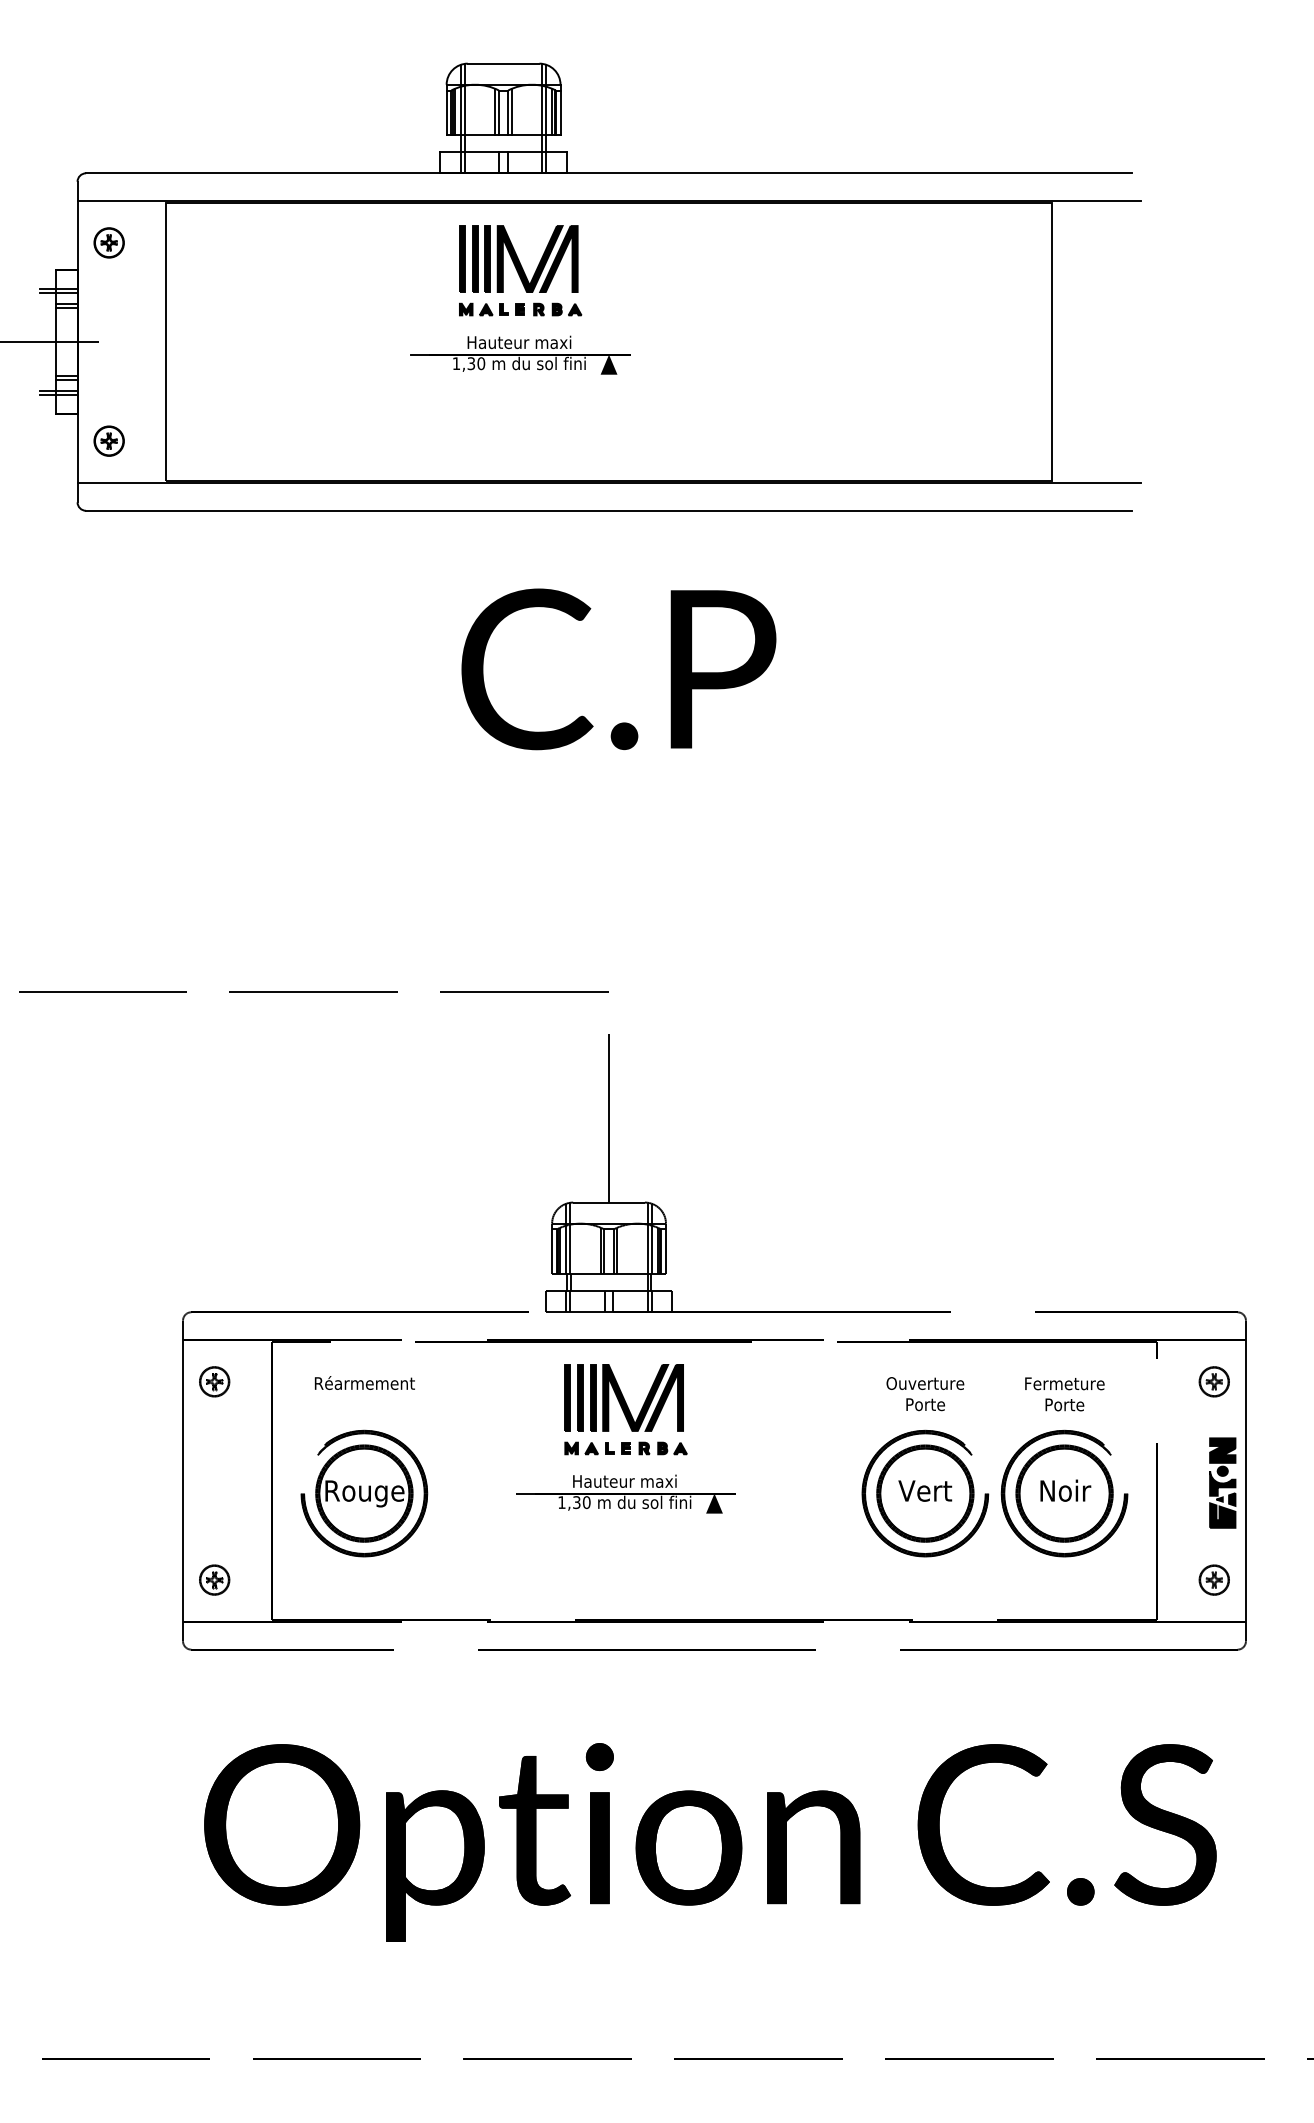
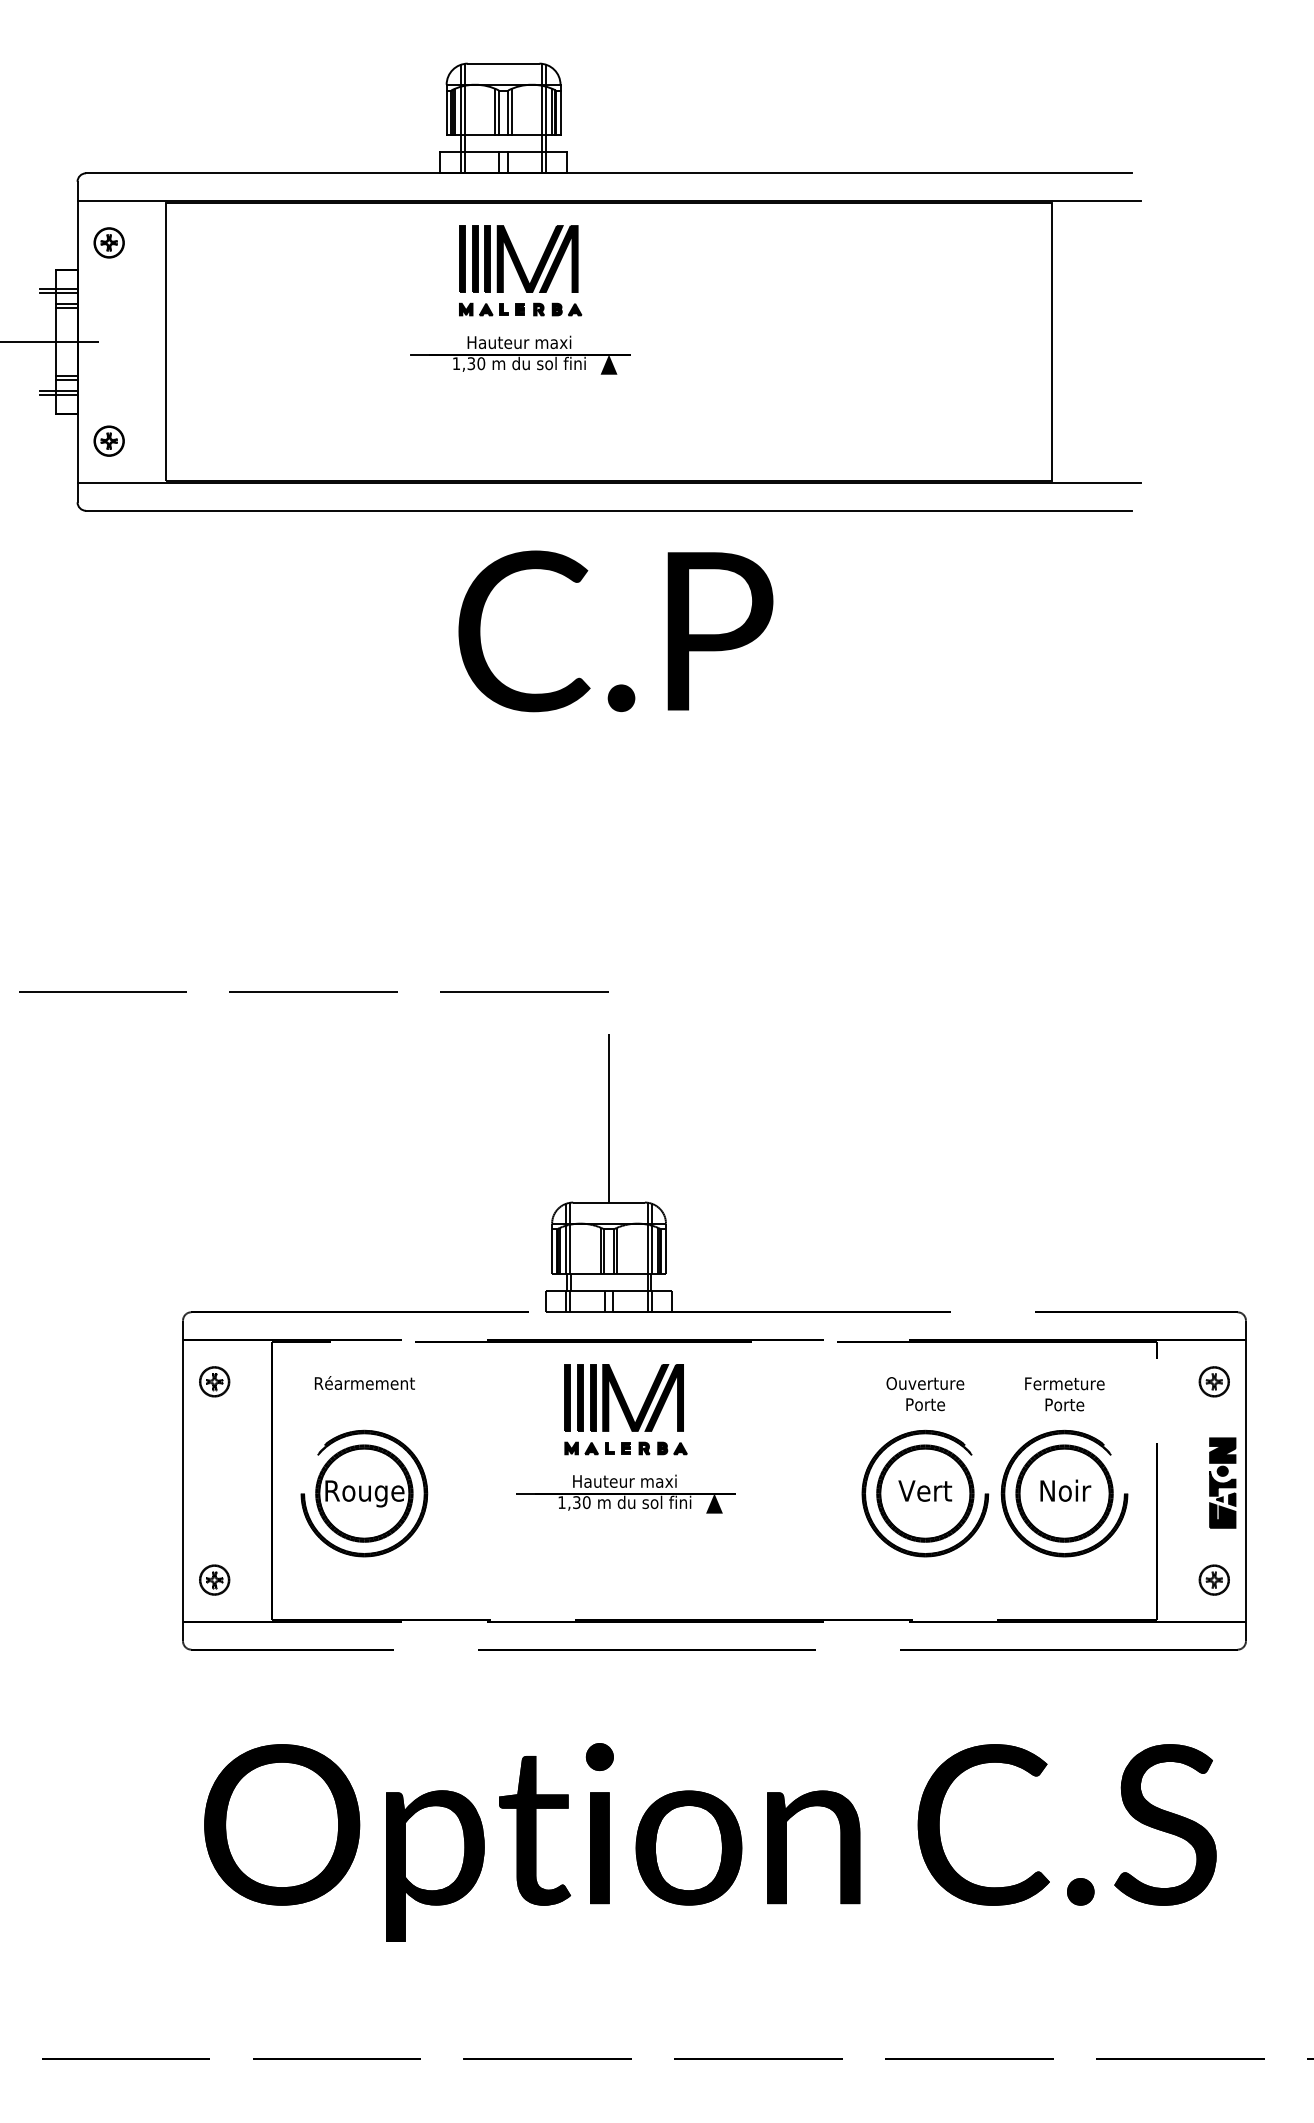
text position: (618, 669) -> (615, 631) (615, 631)
